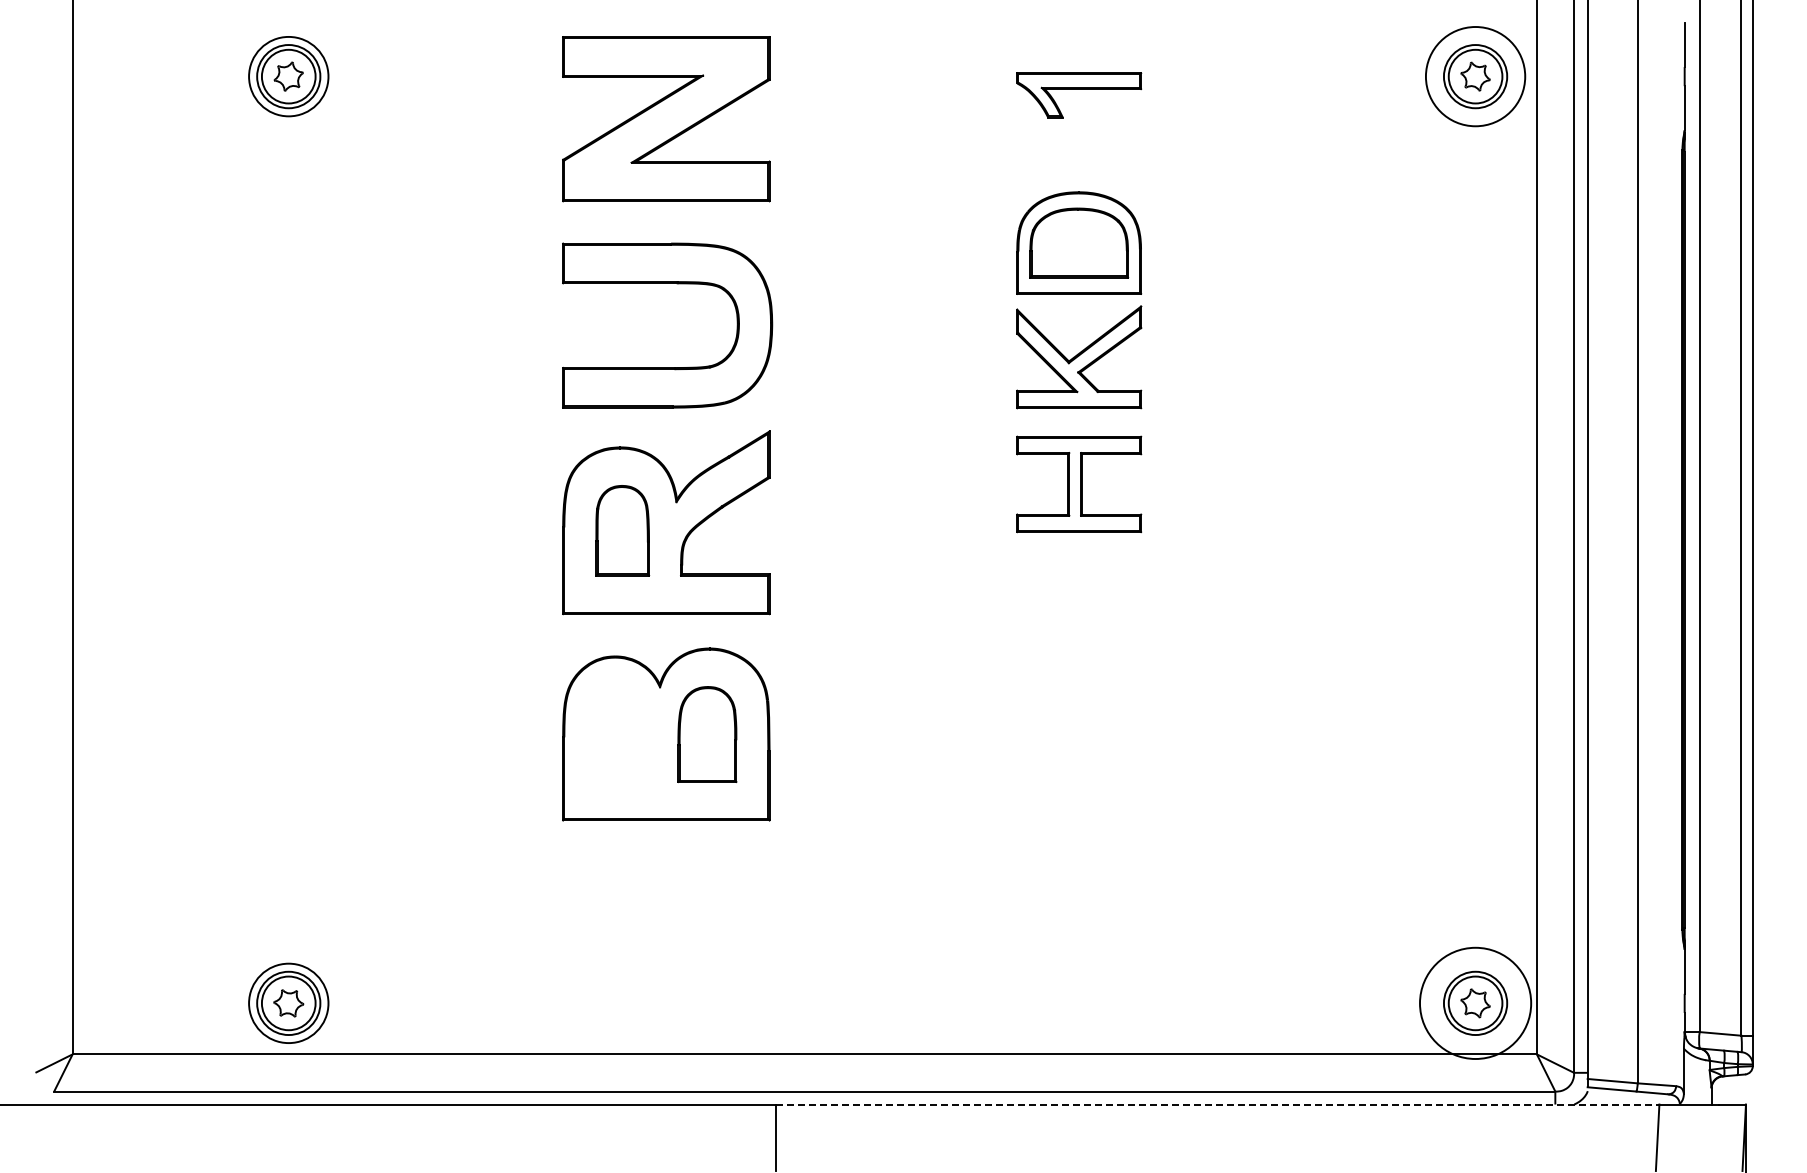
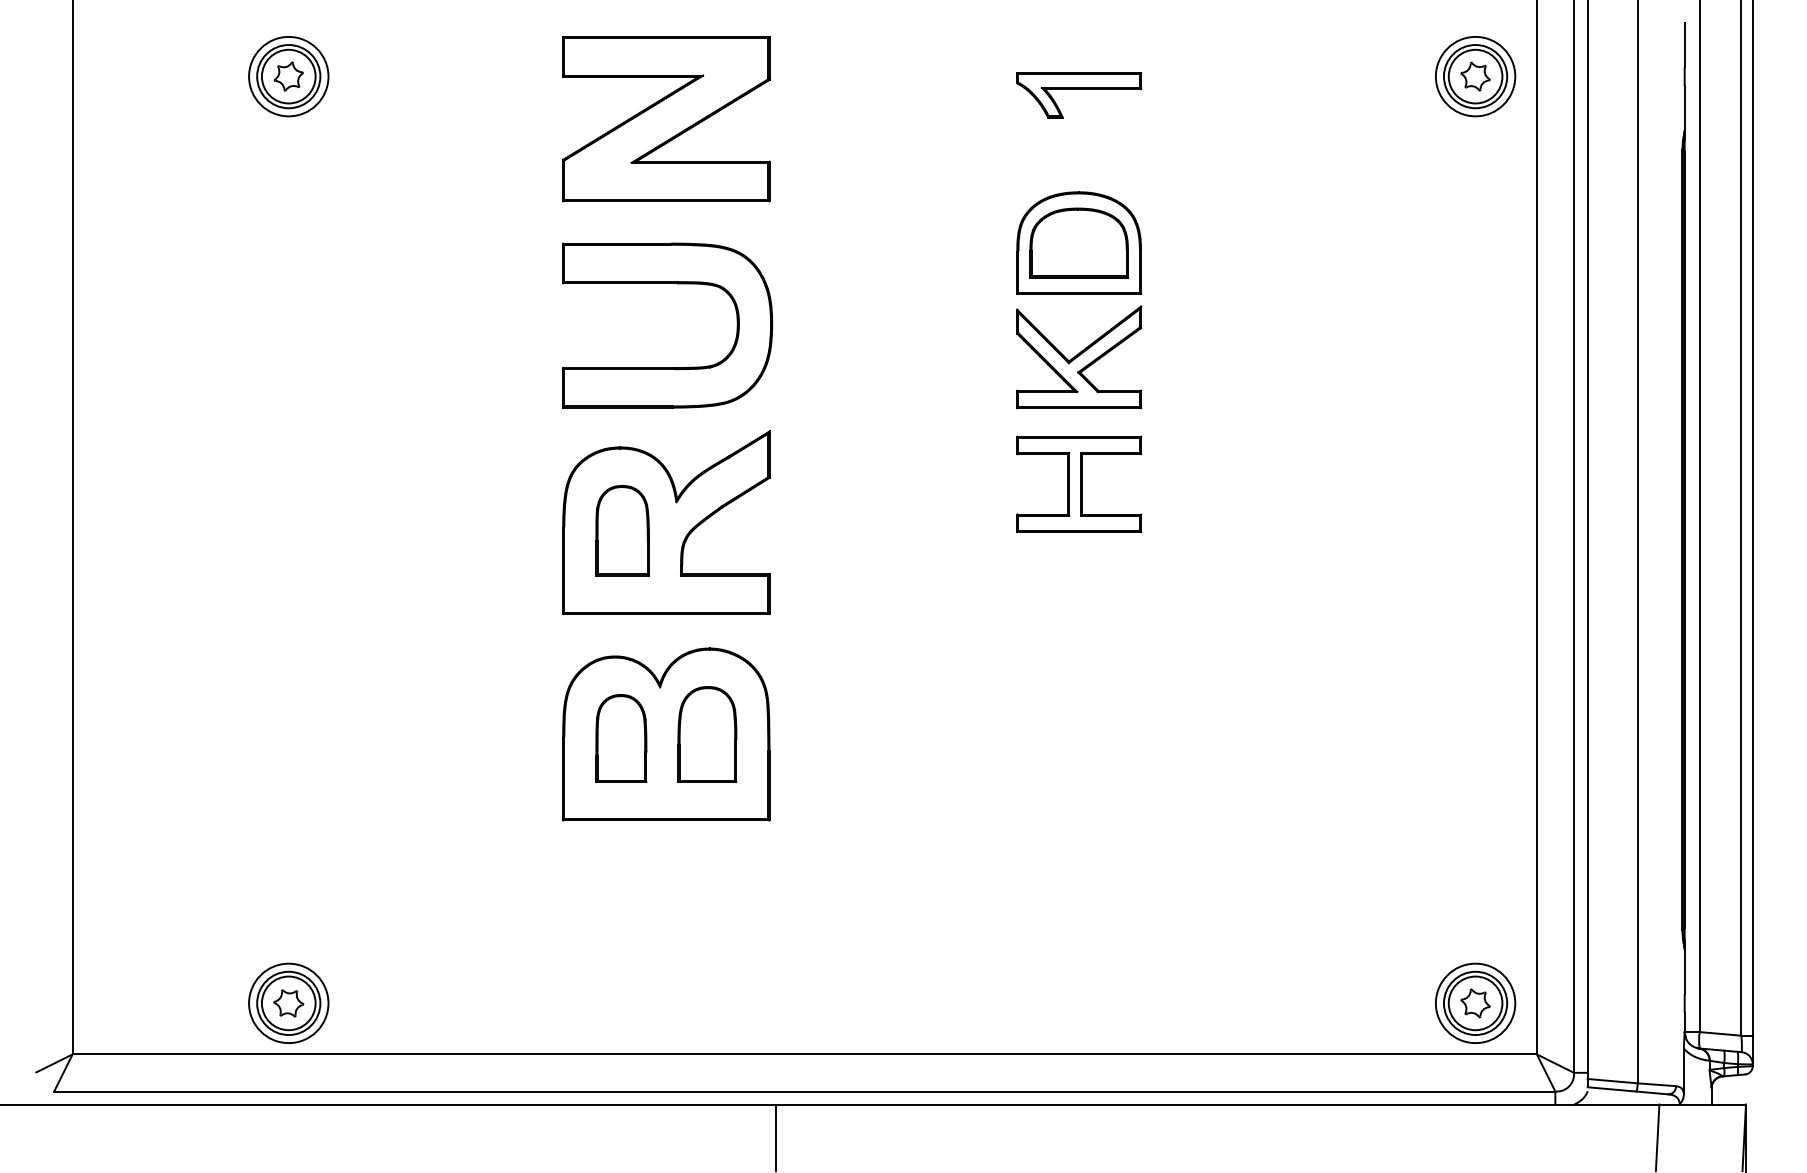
circle diameter: 99 px -> 79 px (1475, 76)
part: none -> present (621, 738)
circle diameter: 111 px -> 79 px (1475, 1003)
line: dashed -> solid (1217, 1104)
